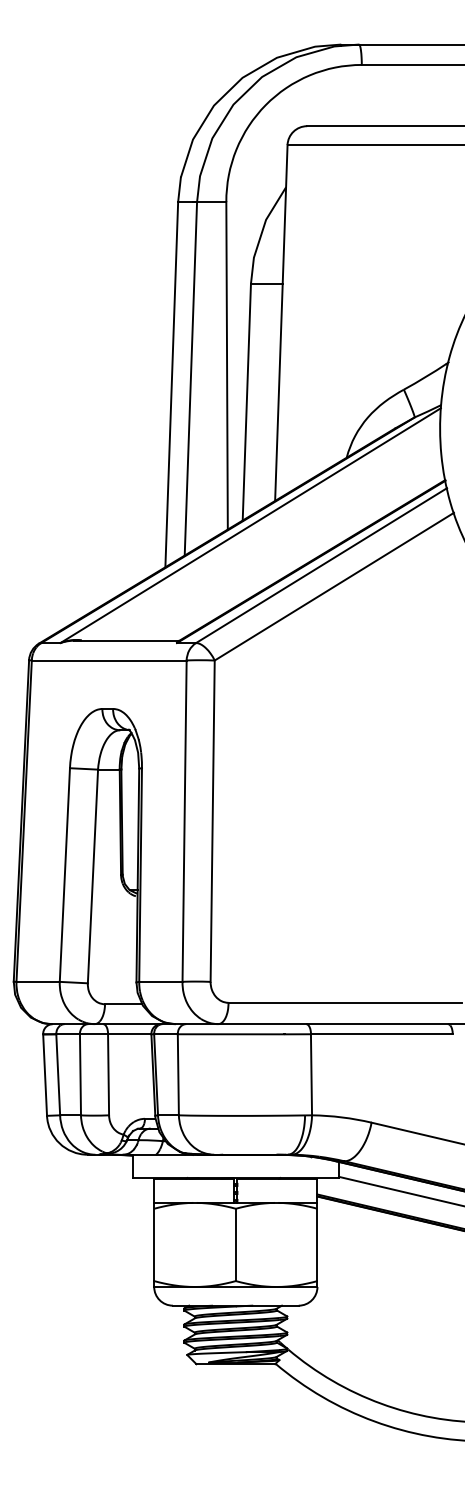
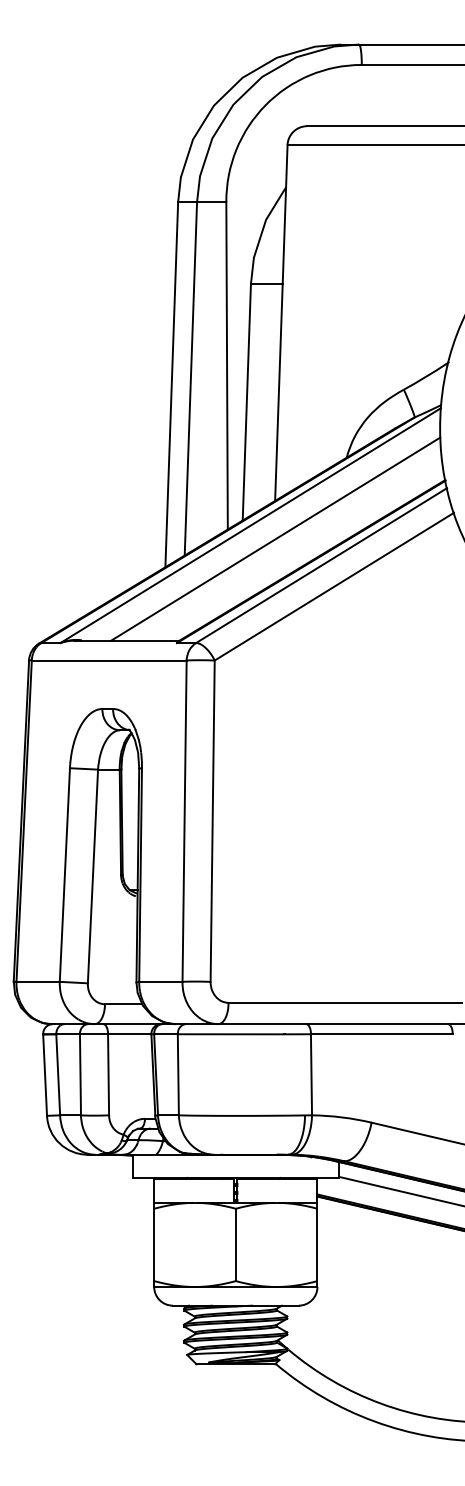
line: none -> present (275, 538)
